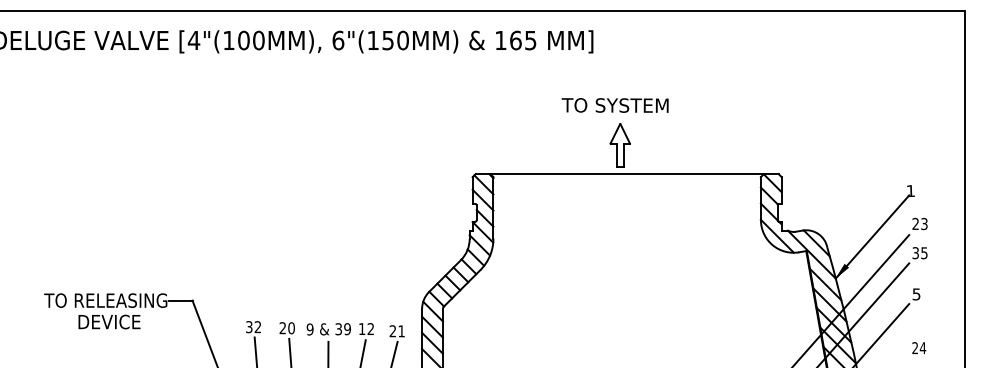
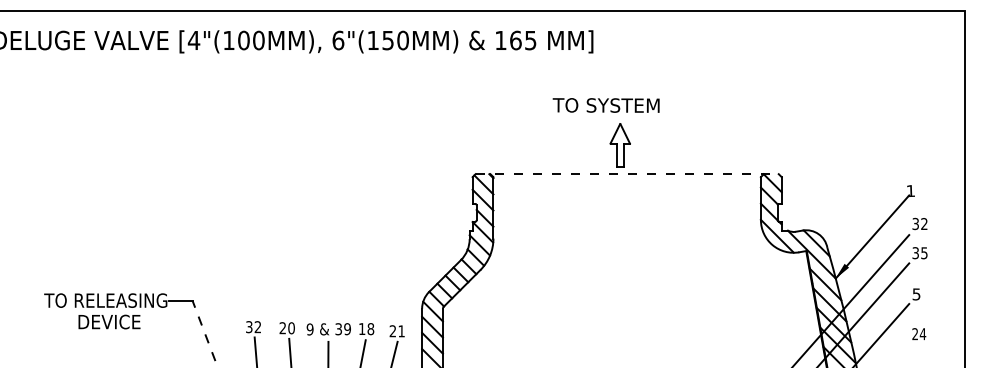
text position: (614, 105) -> (605, 105) (605, 105)
line: solid -> dashed (627, 174)
text: 23 -> 32 (919, 224)
text: 12 -> 18 (370, 329)
line: solid -> dashed (205, 334)
text position: (919, 347) -> (919, 333) (919, 333)
